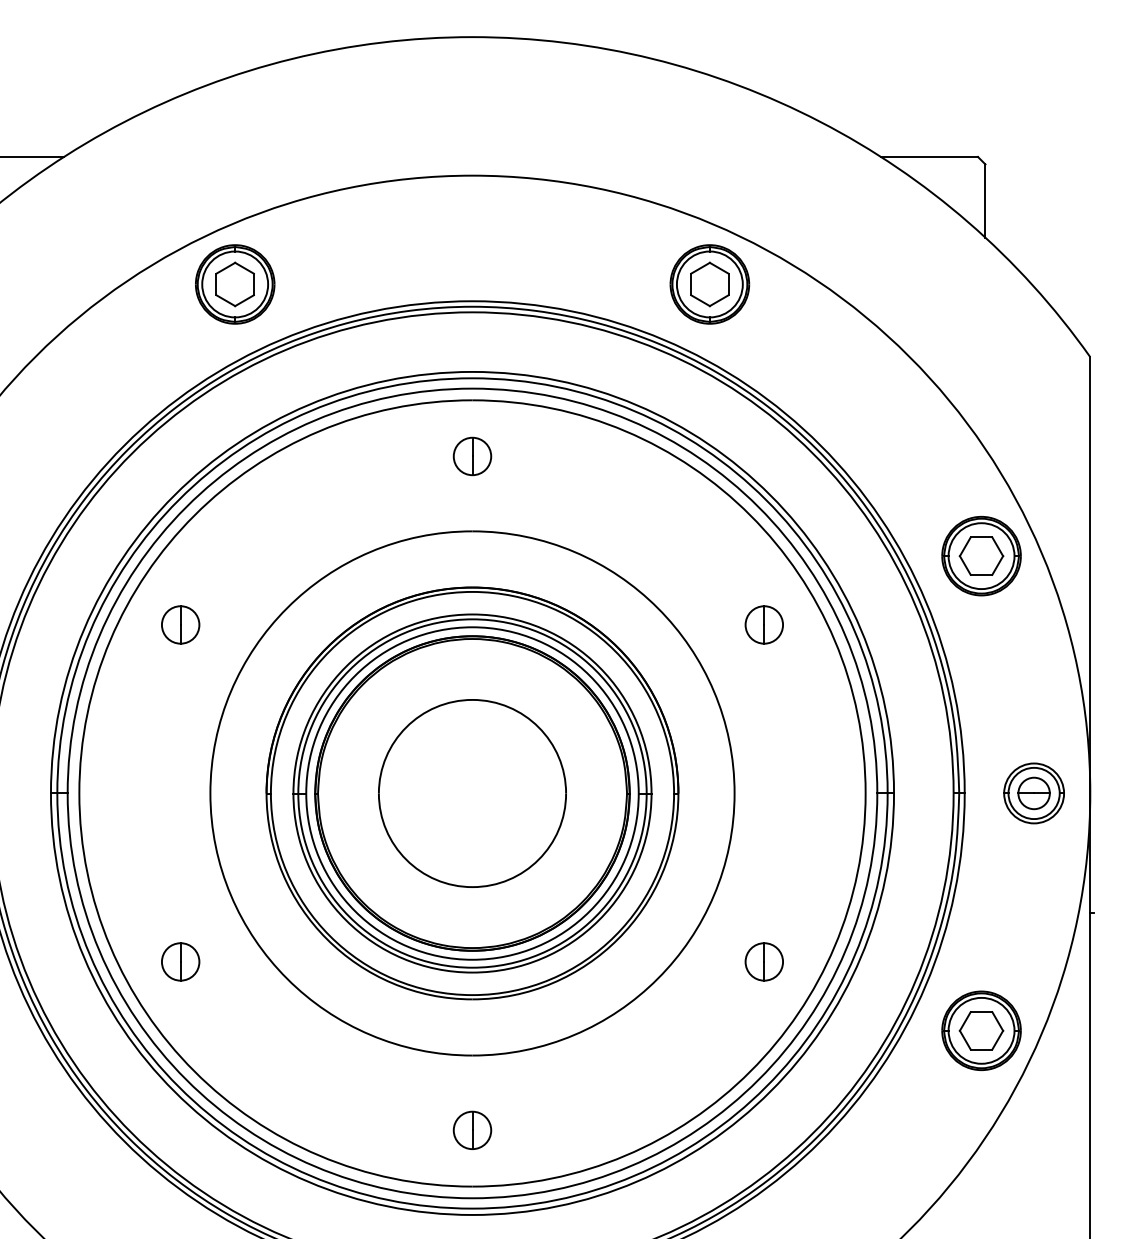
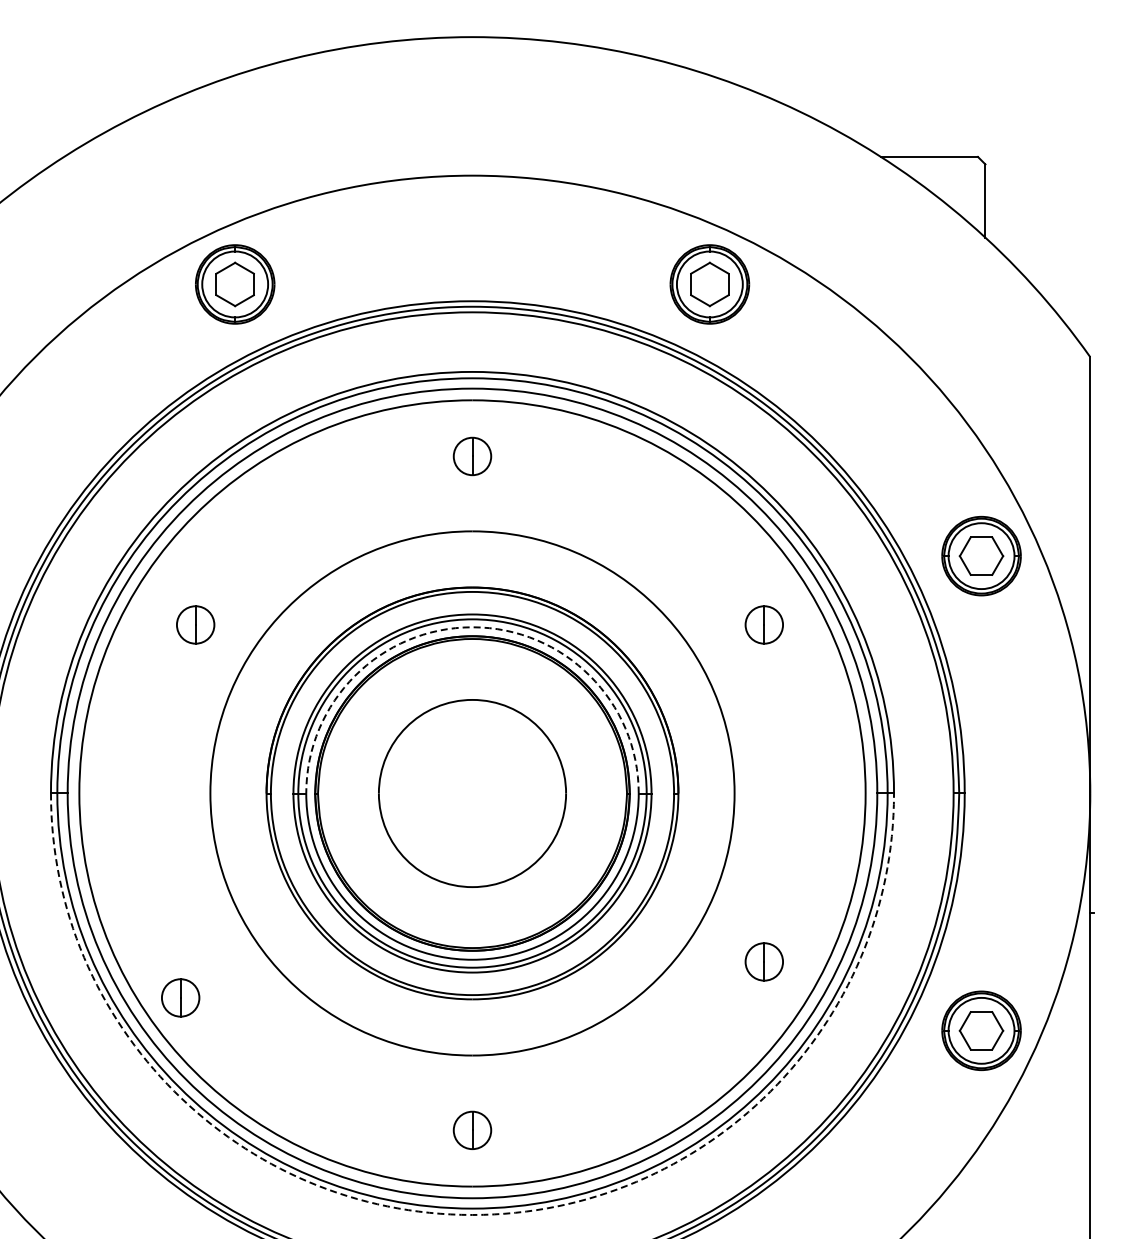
line: present -> none (33, 156)
part position: (180, 624) -> (195, 624) (195, 624)
arc: solid -> dashed (472, 627)
part: present -> none (1033, 793)
part position: (180, 961) -> (180, 997) (180, 997)
arc: solid -> dashed (472, 1214)
